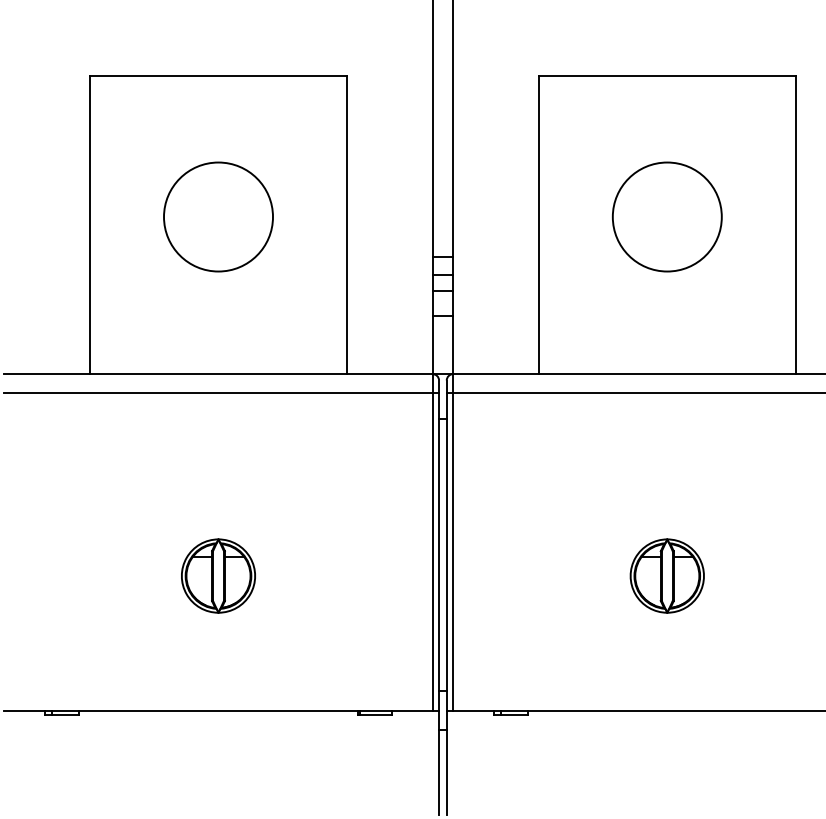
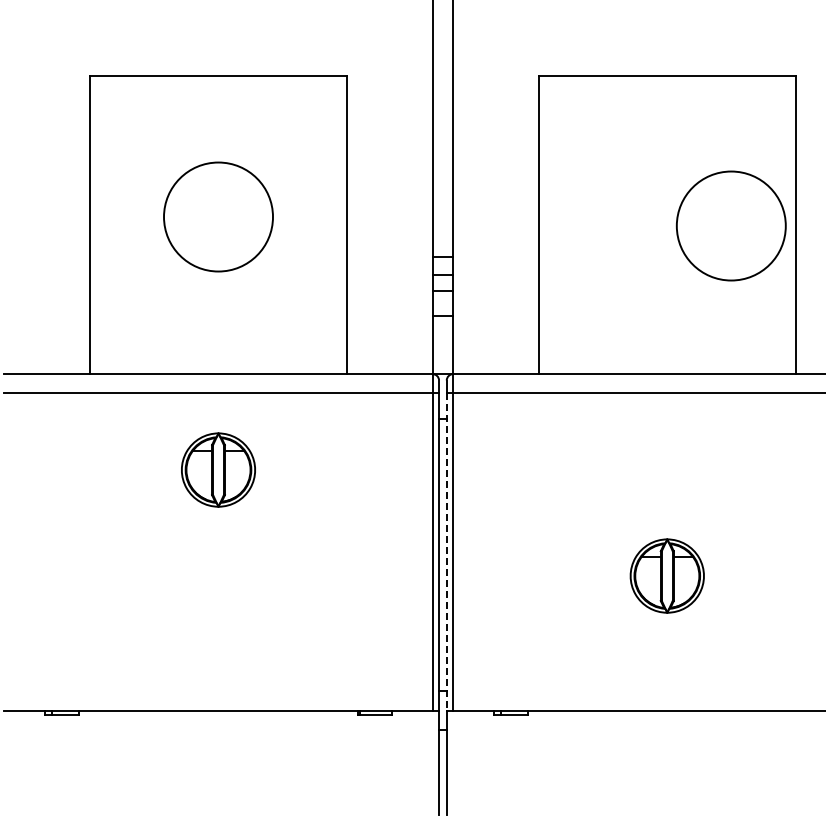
circle position: (666, 216) -> (730, 225) (730, 225)
line: solid -> dashed (446, 552)
part position: (218, 575) -> (218, 469) (218, 469)
